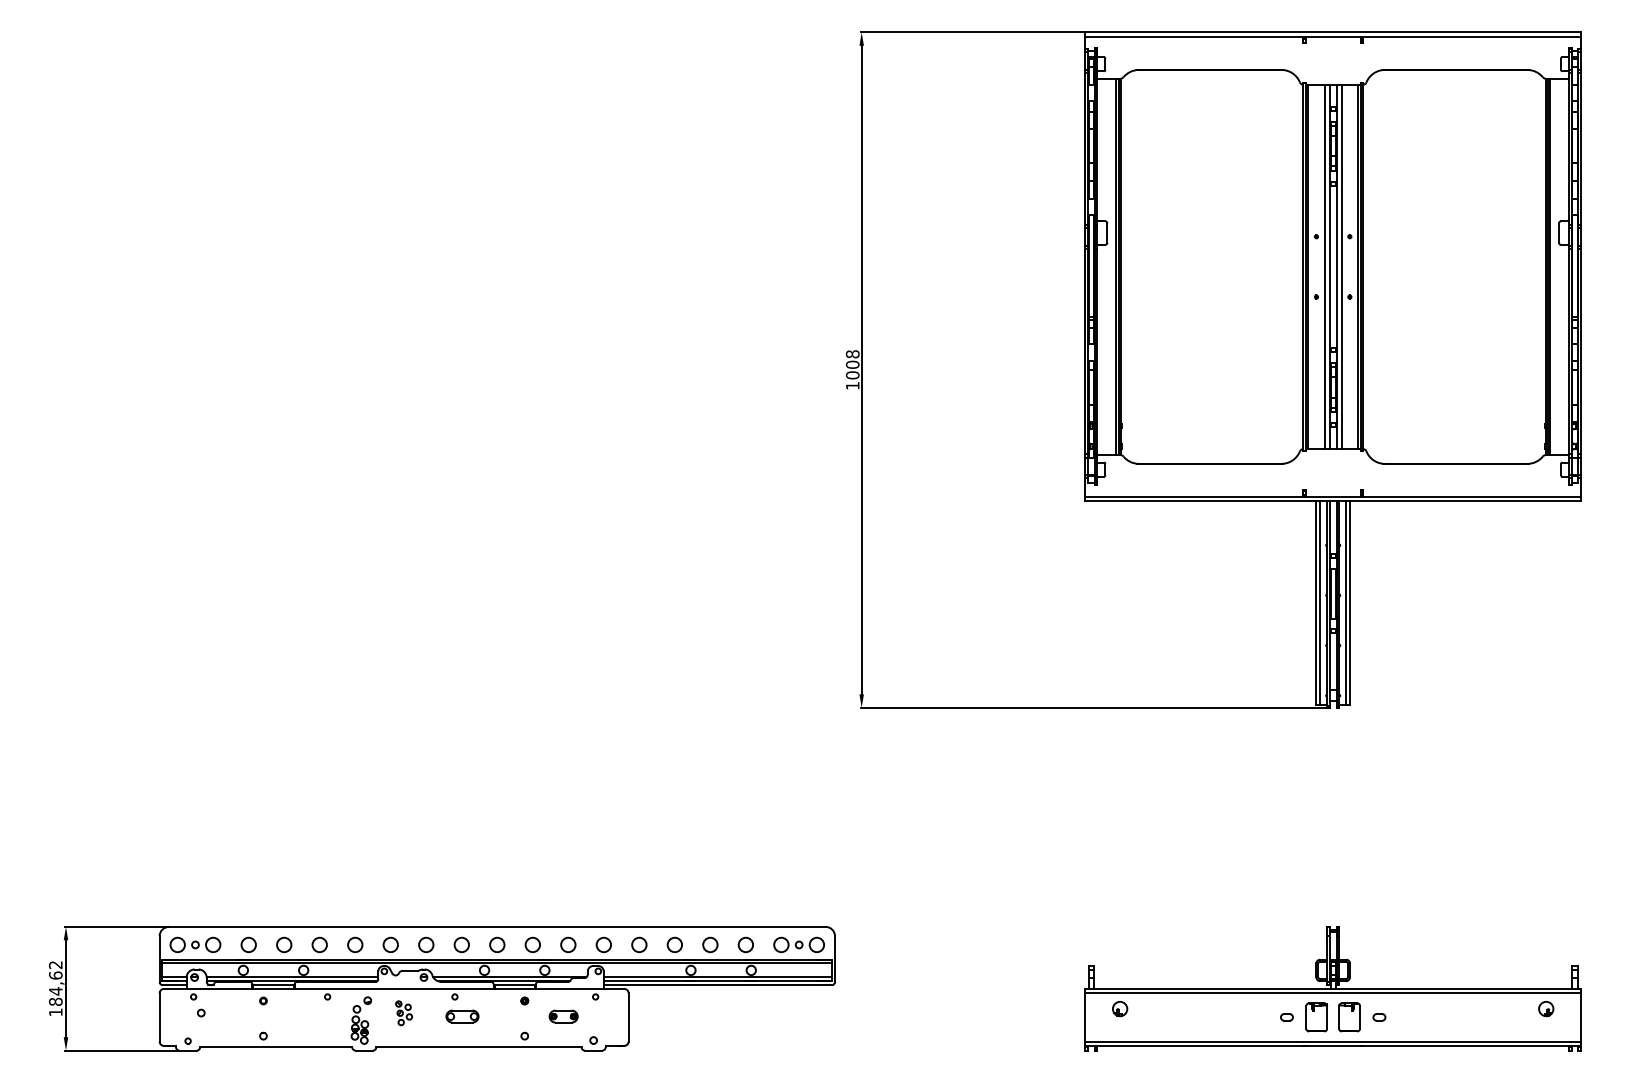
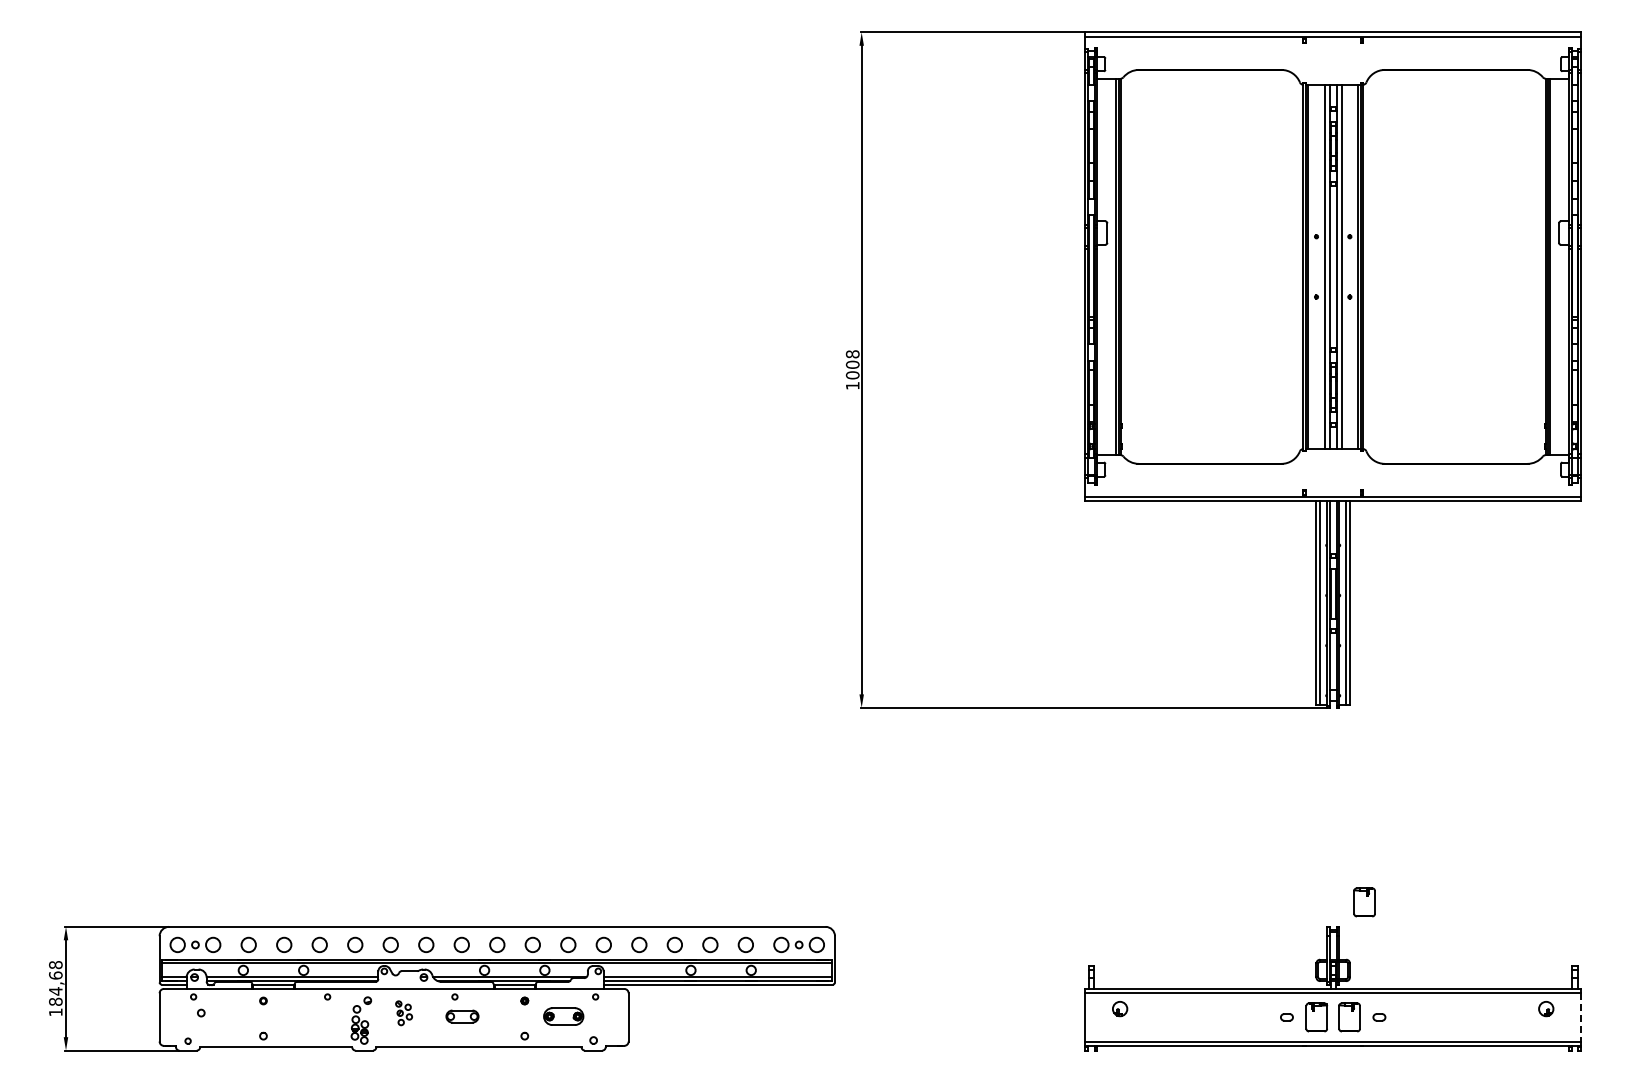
part: none -> present (1364, 902)
text: 184,62 -> 184,68 (55, 965)
part size: 31x15 px -> 42x19 px (563, 1016)
line: solid -> dashed (1581, 1017)
